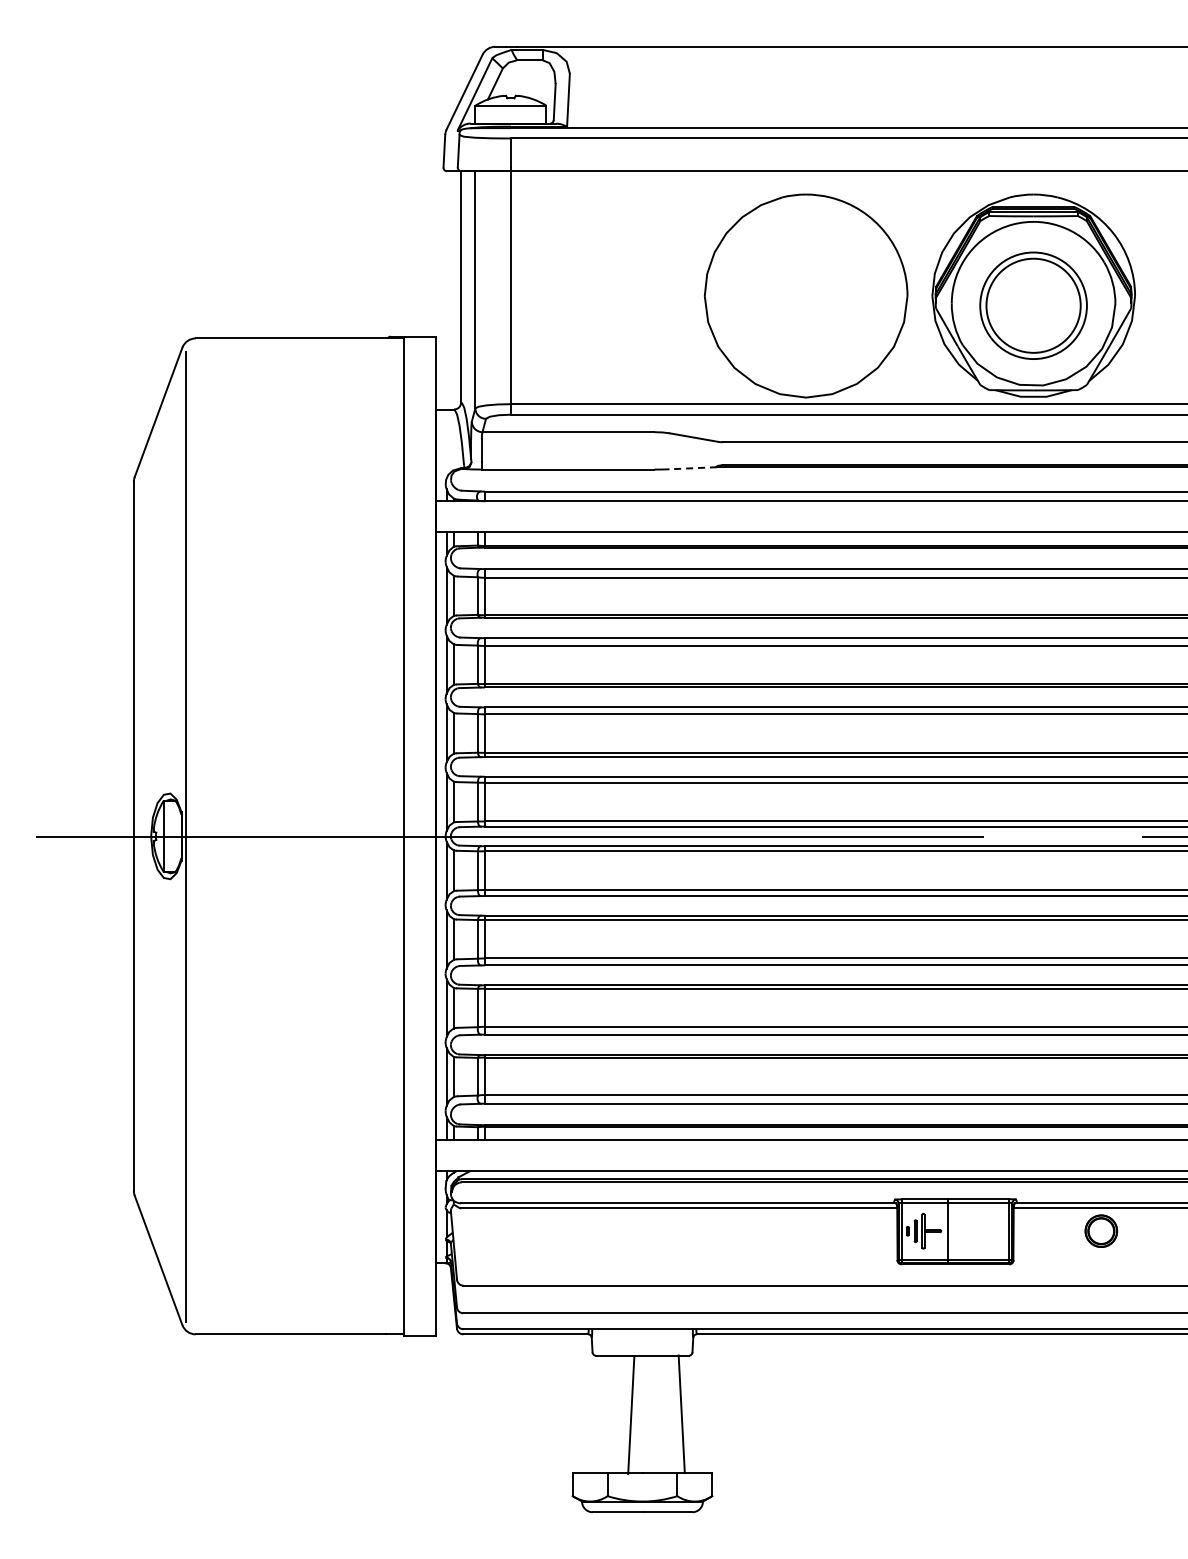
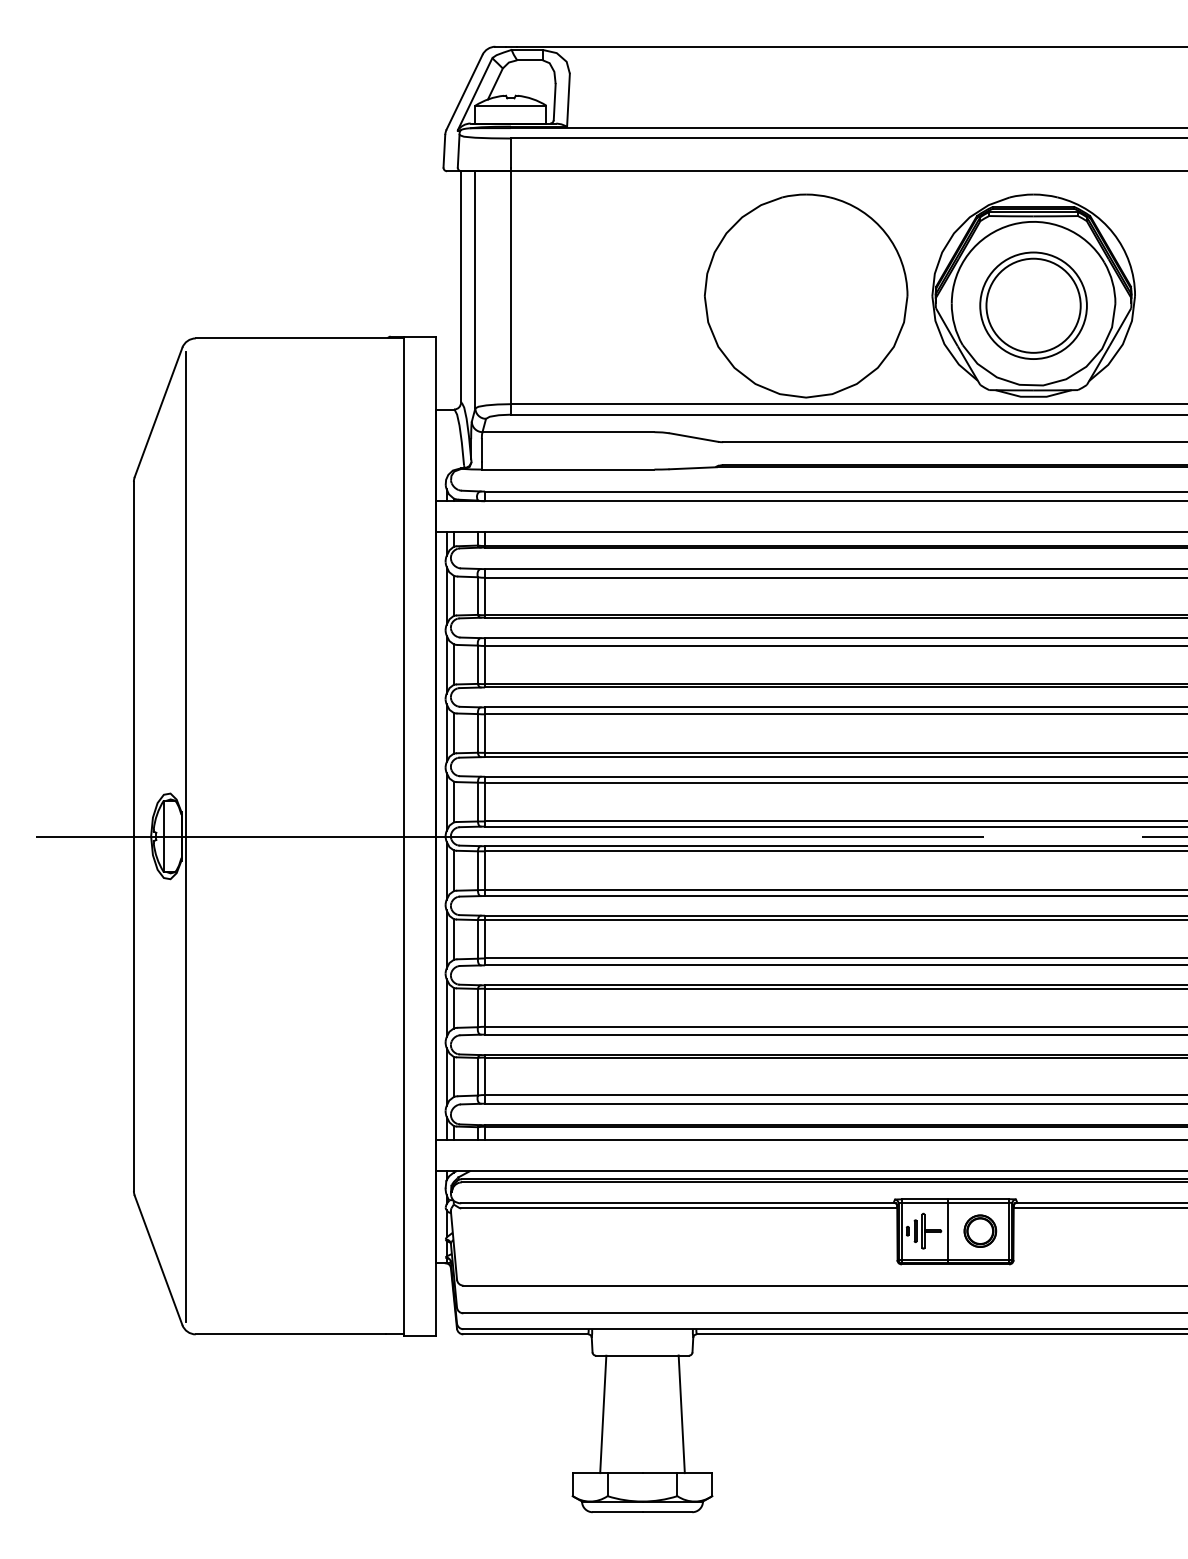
line: dashed -> solid (693, 468)
part position: (1101, 1230) -> (980, 1230) (980, 1230)
line position: (631, 1415) -> (603, 1414) (603, 1414)
